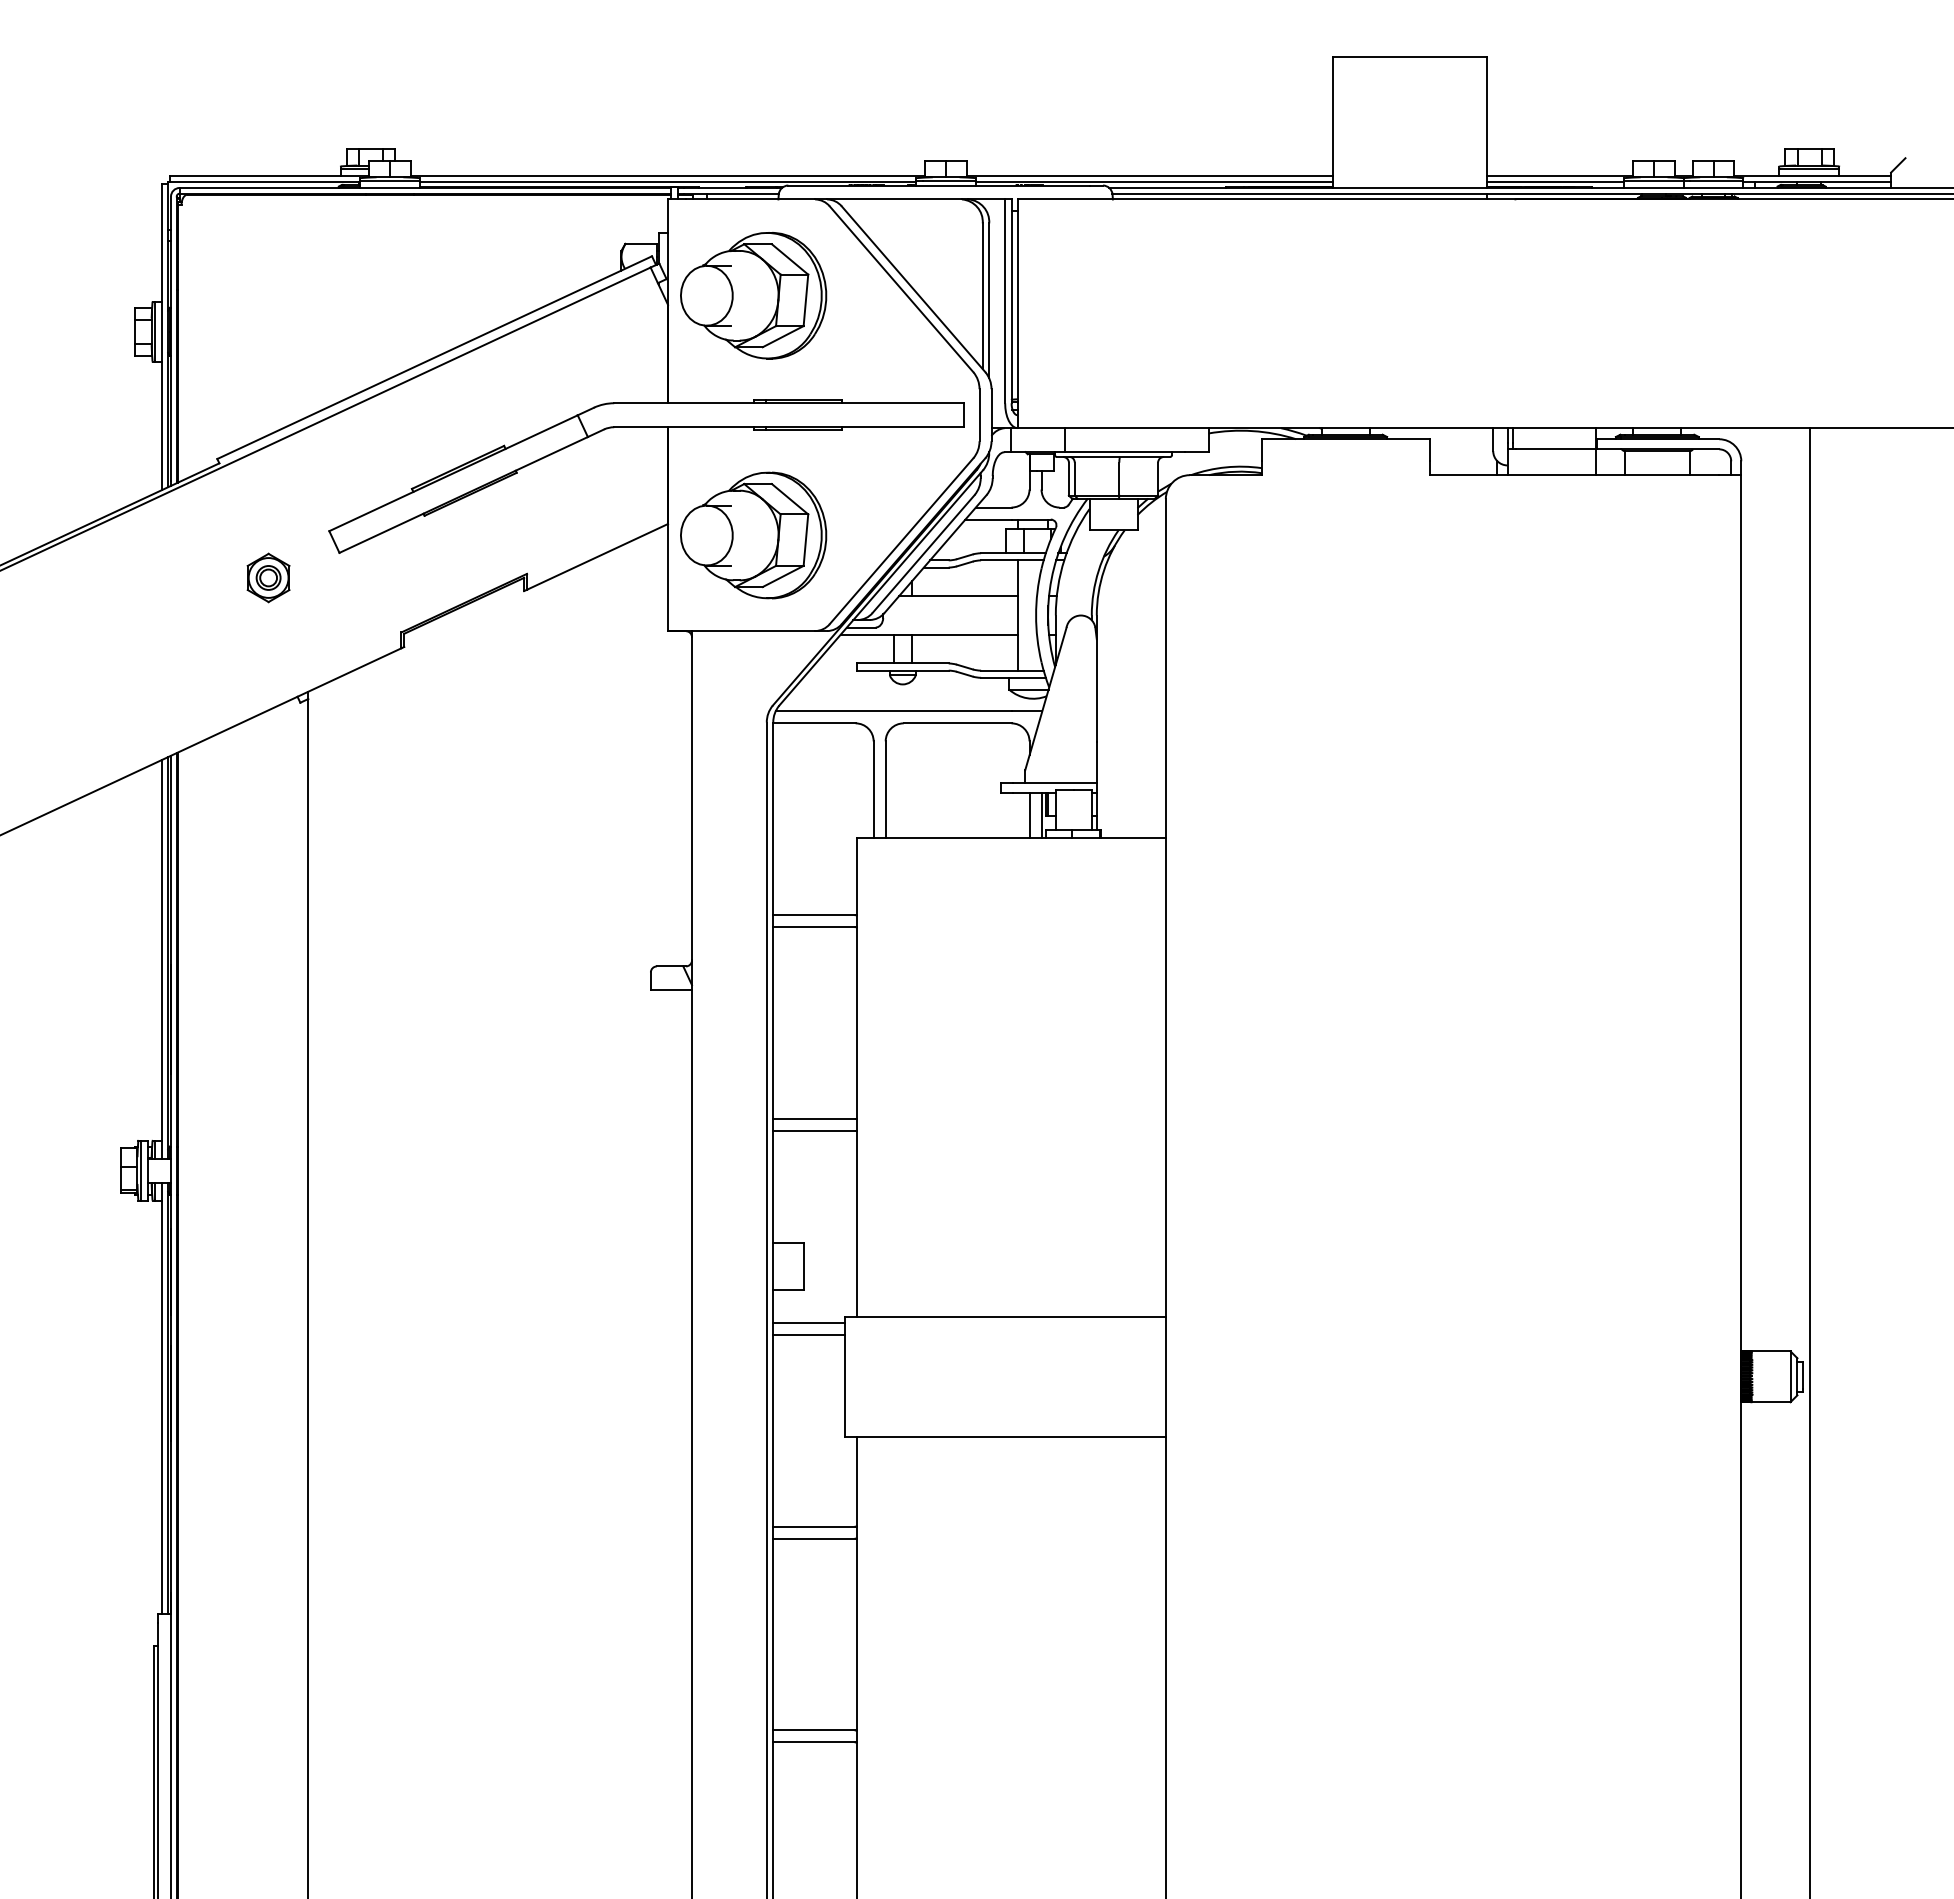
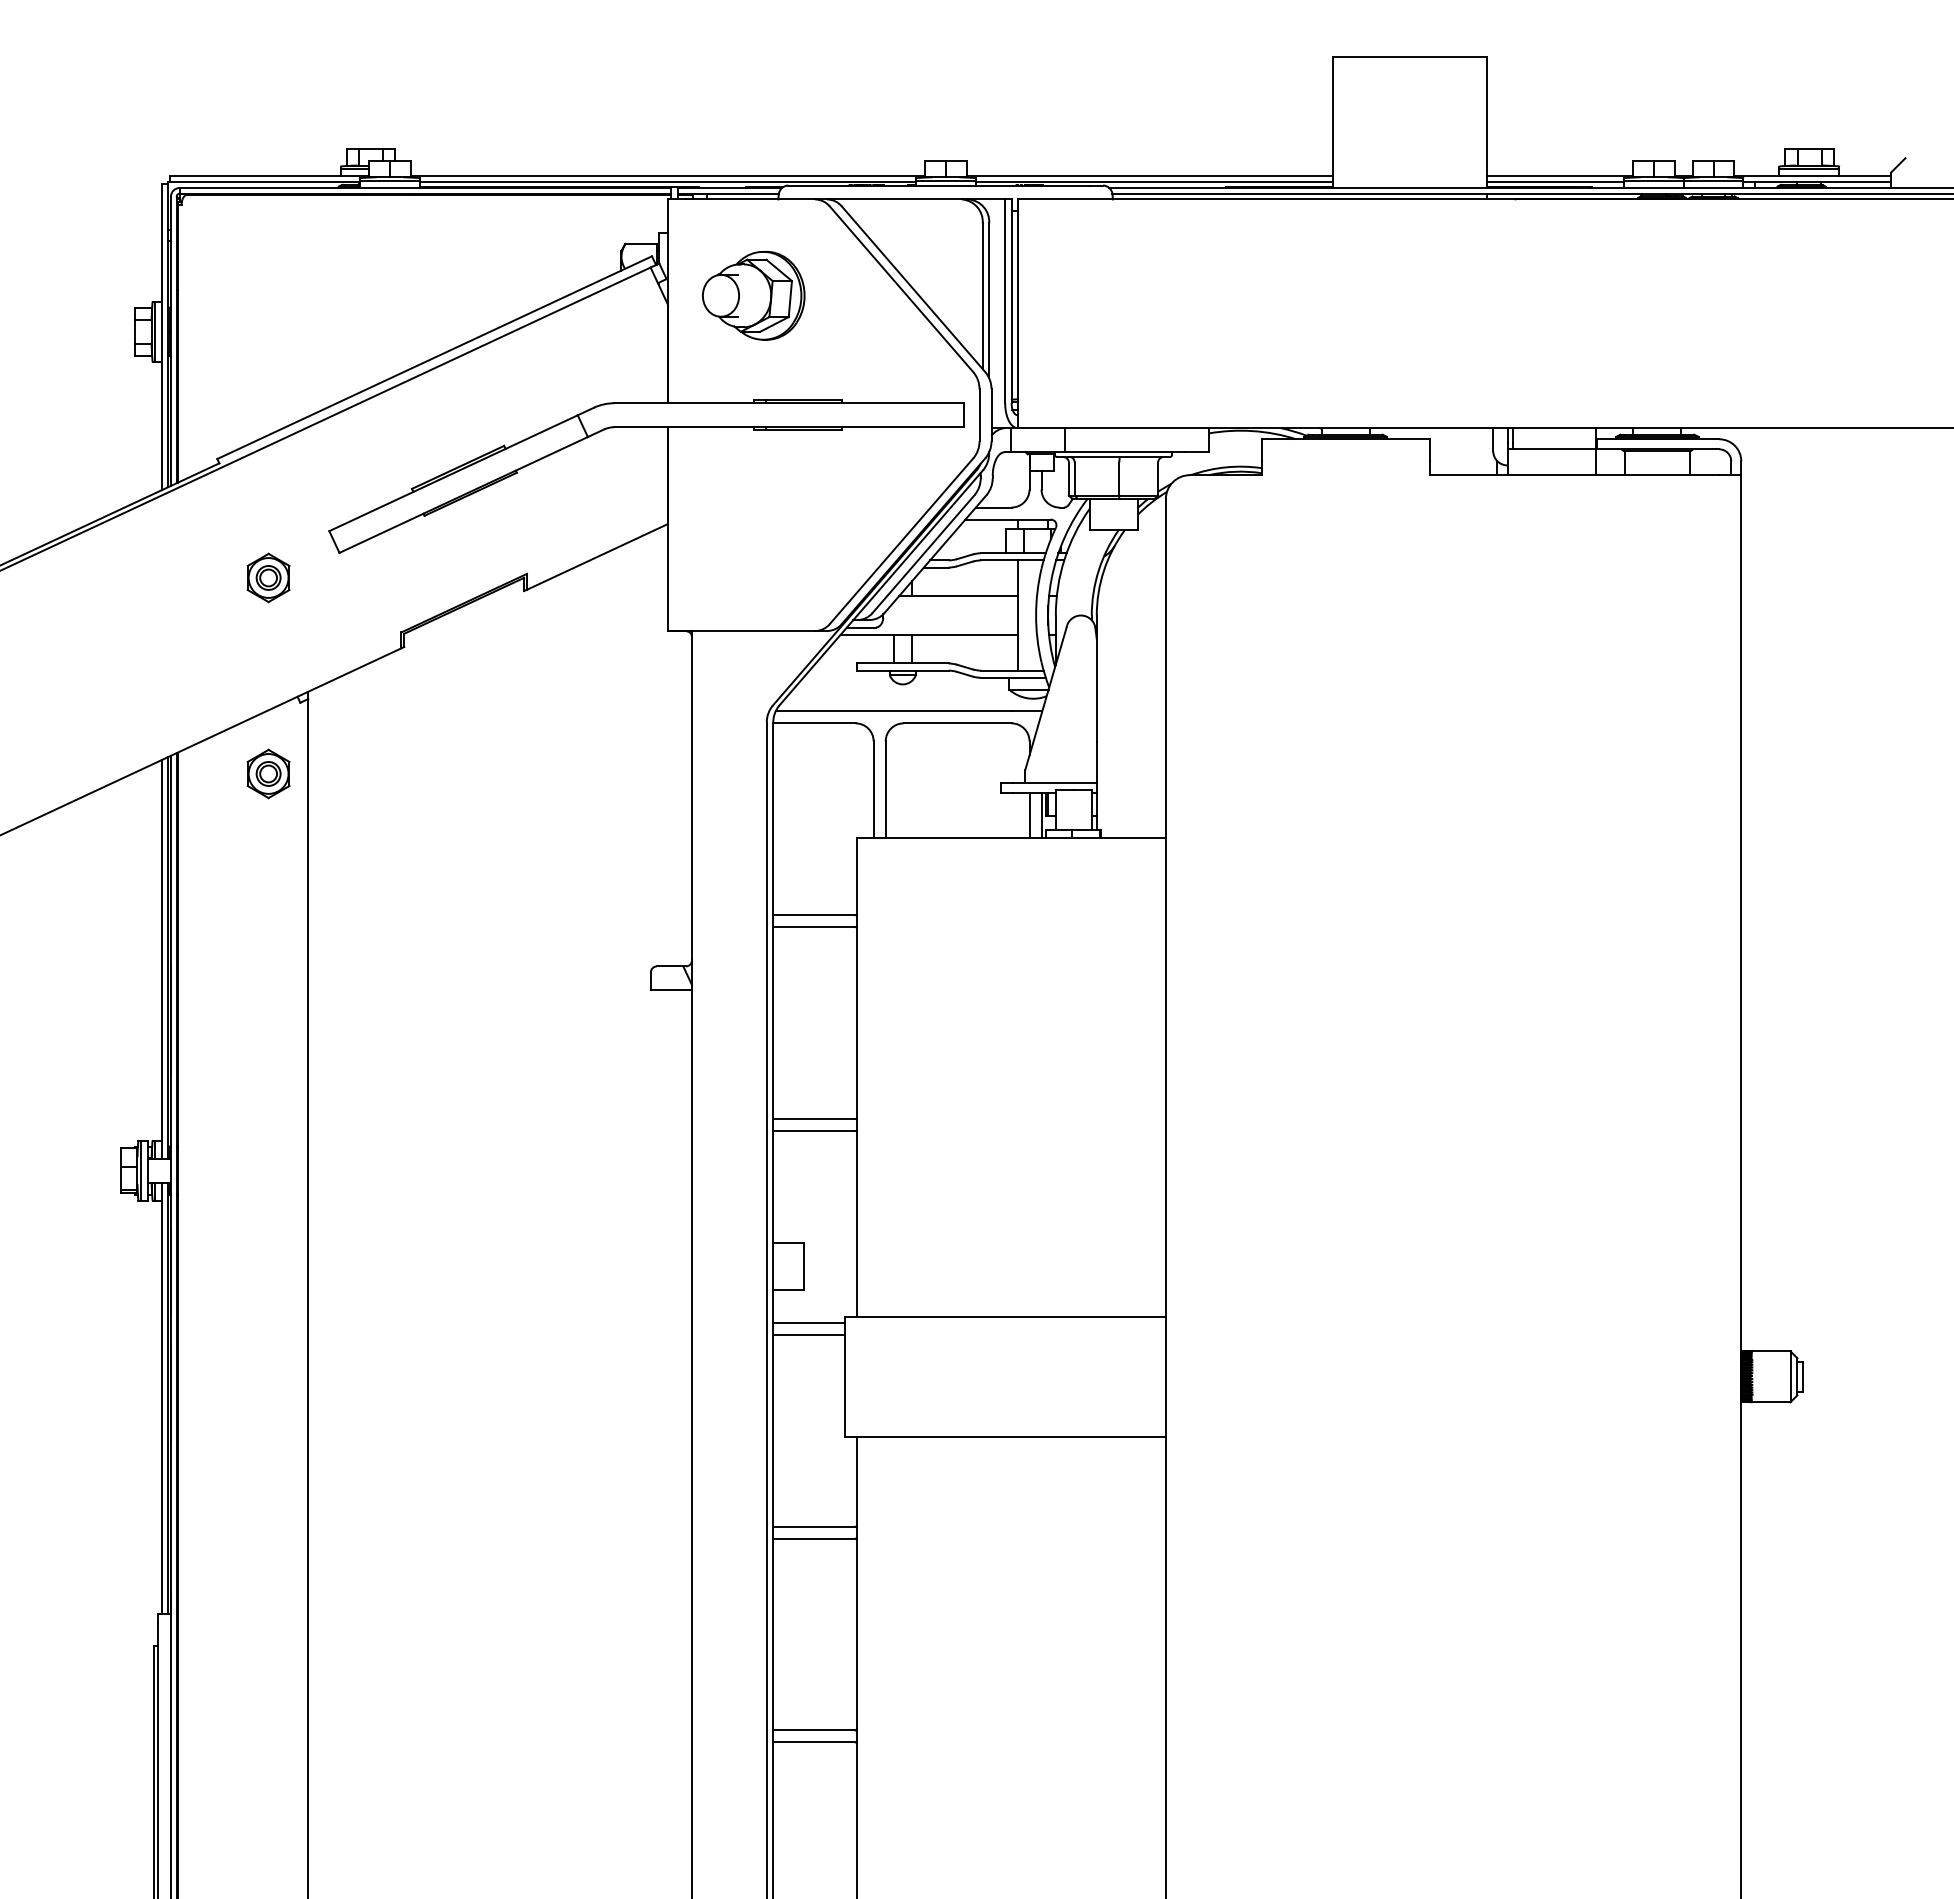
part size: 148x128 px -> 104x91 px (753, 295)
part: present -> none (753, 535)
part: none -> present (268, 773)
line: present -> none (1809, 1161)
